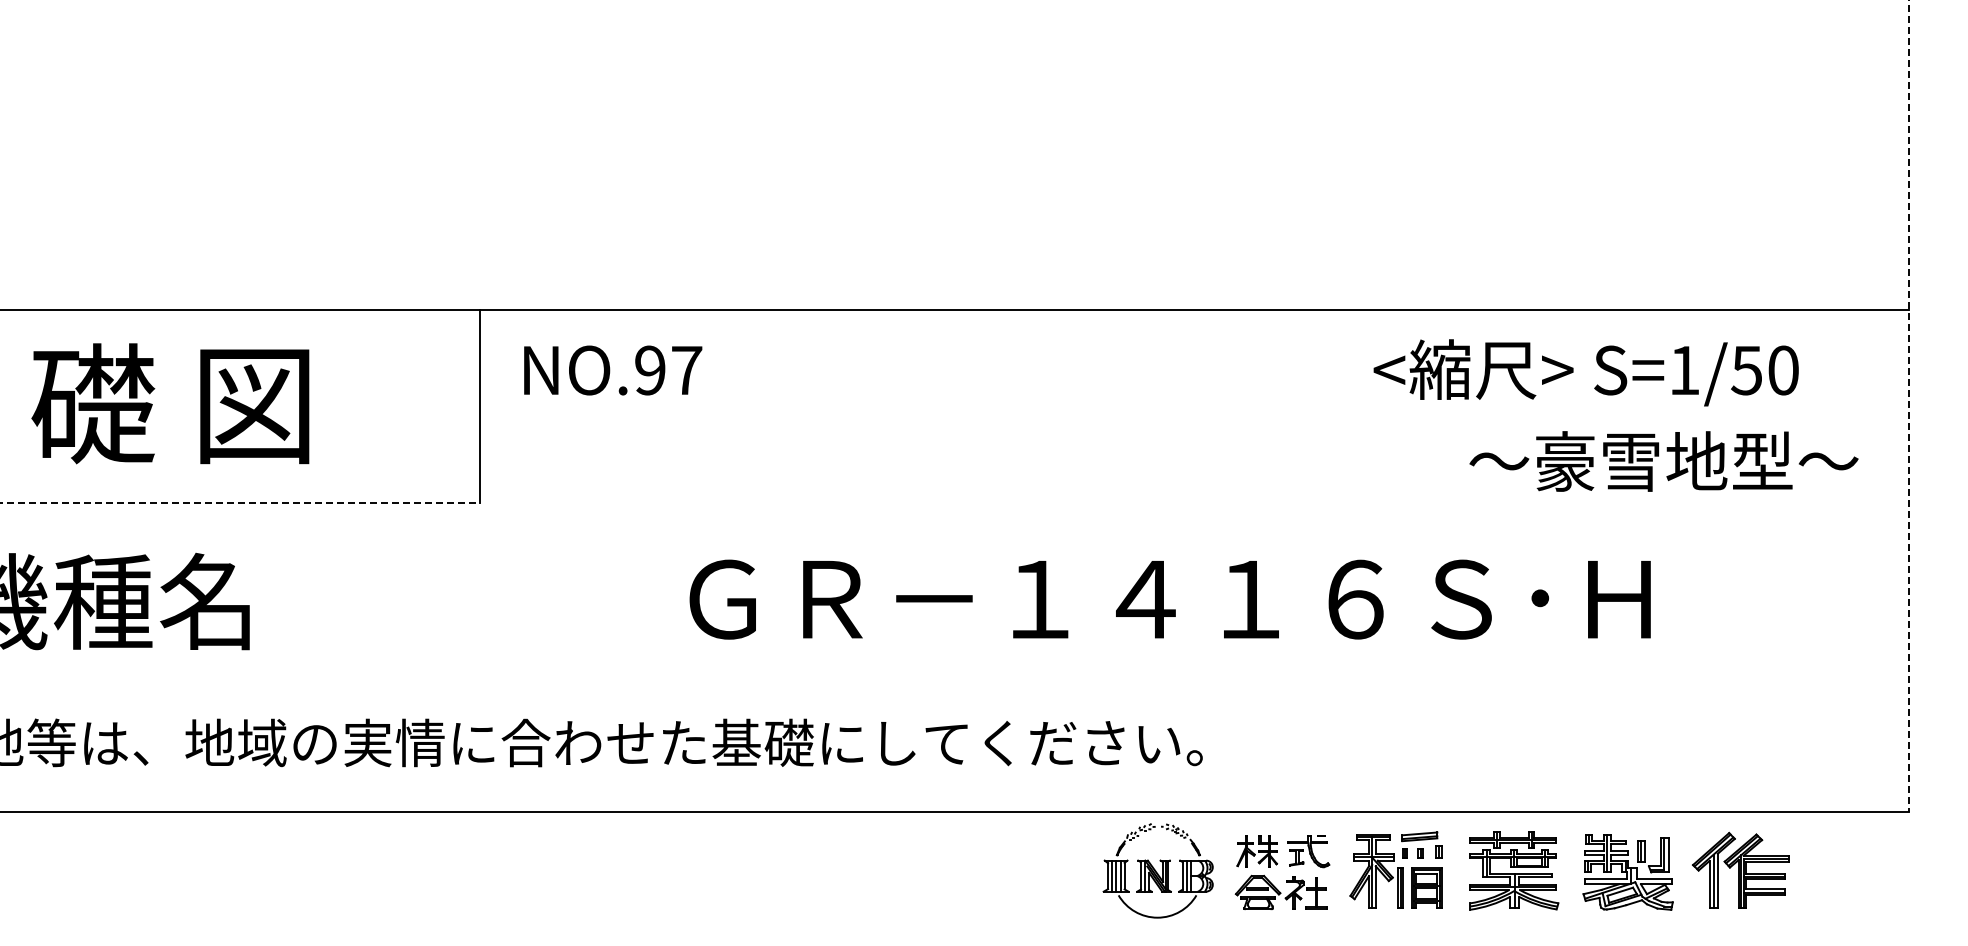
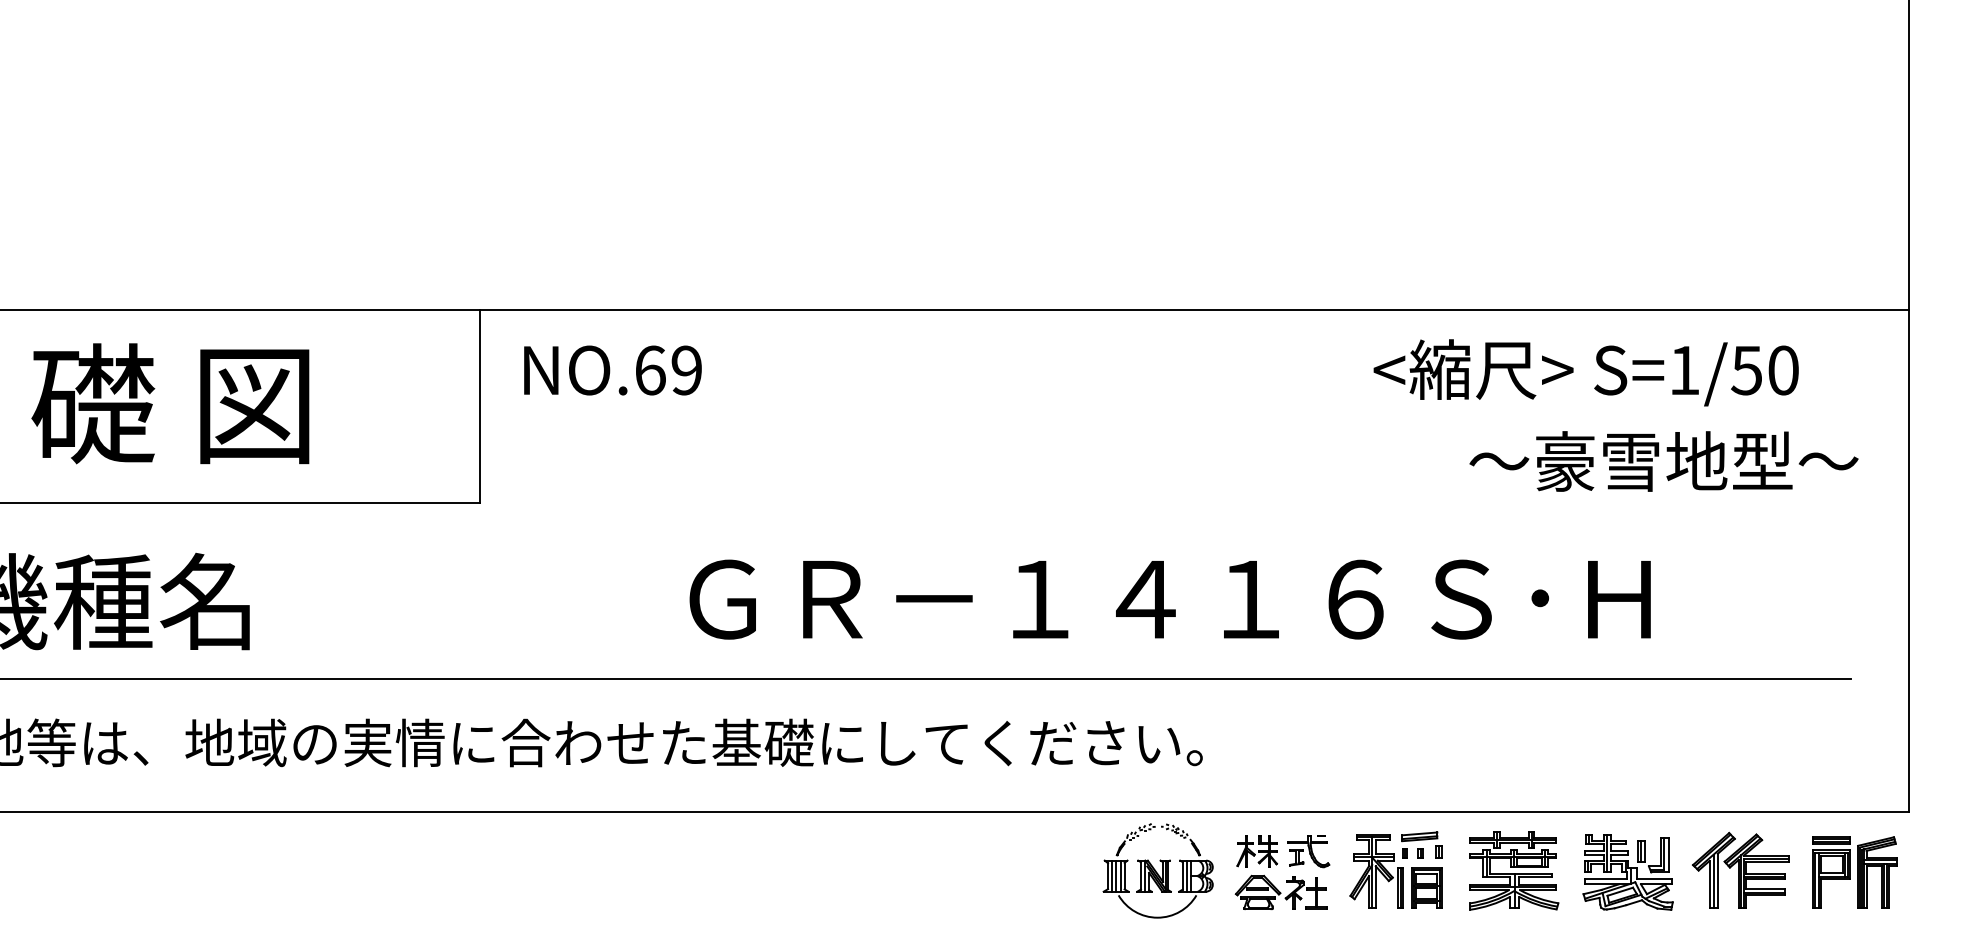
text: NO.97 -> NO.69 (668, 370)
line: dashed -> solid (1908, 406)
line: dashed -> solid (240, 503)
line: none -> present (926, 678)
part: none -> present (1854, 872)
